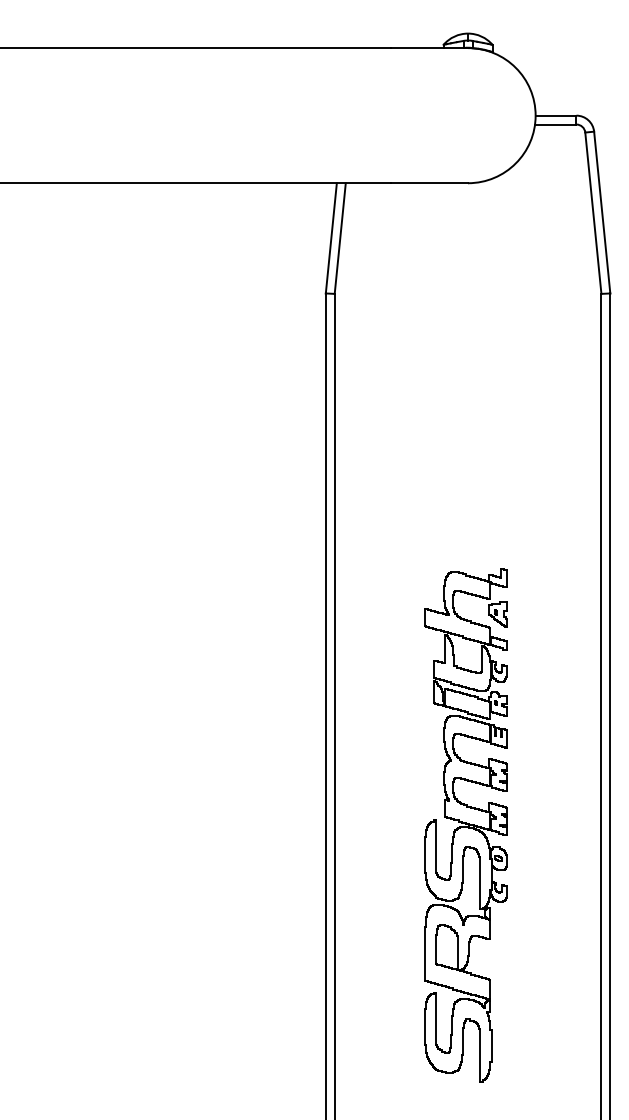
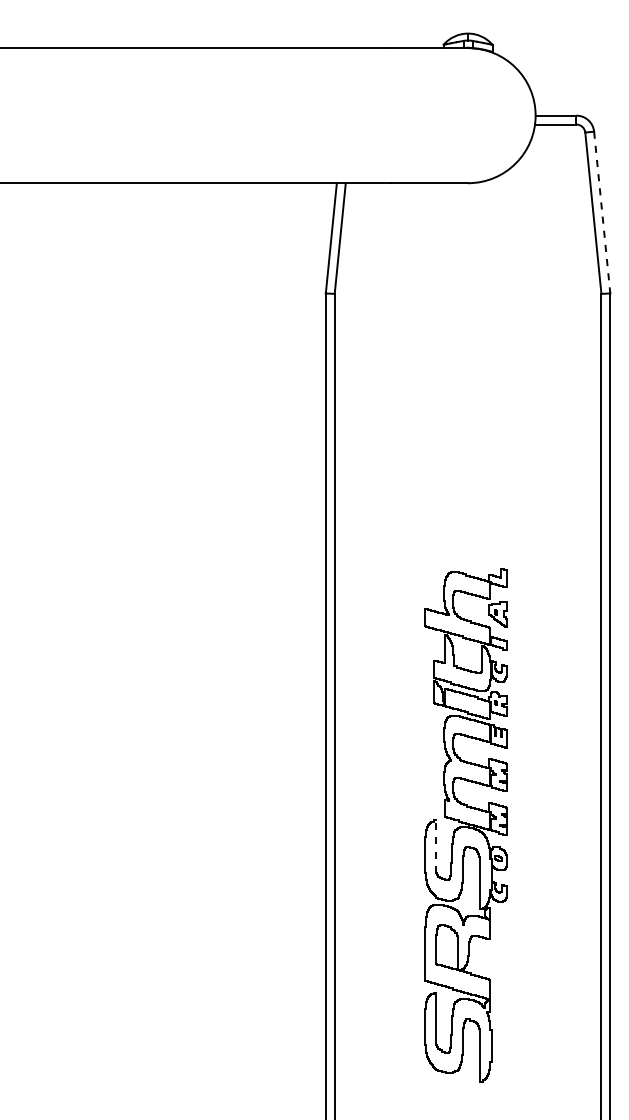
line: solid -> dashed (602, 213)
line: solid -> dashed (436, 846)
